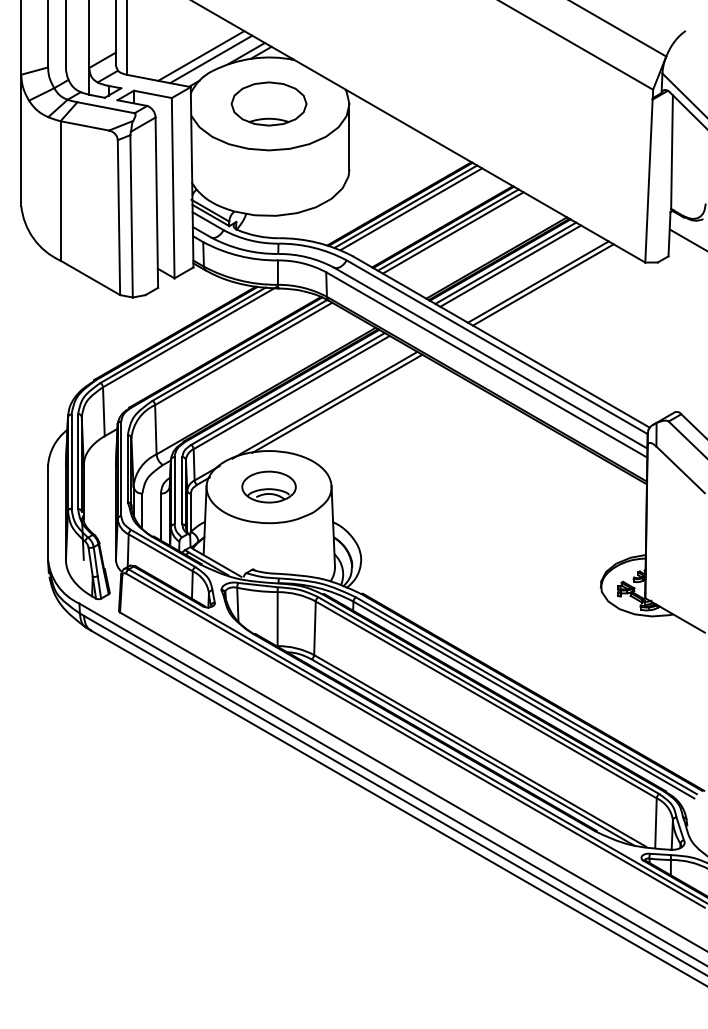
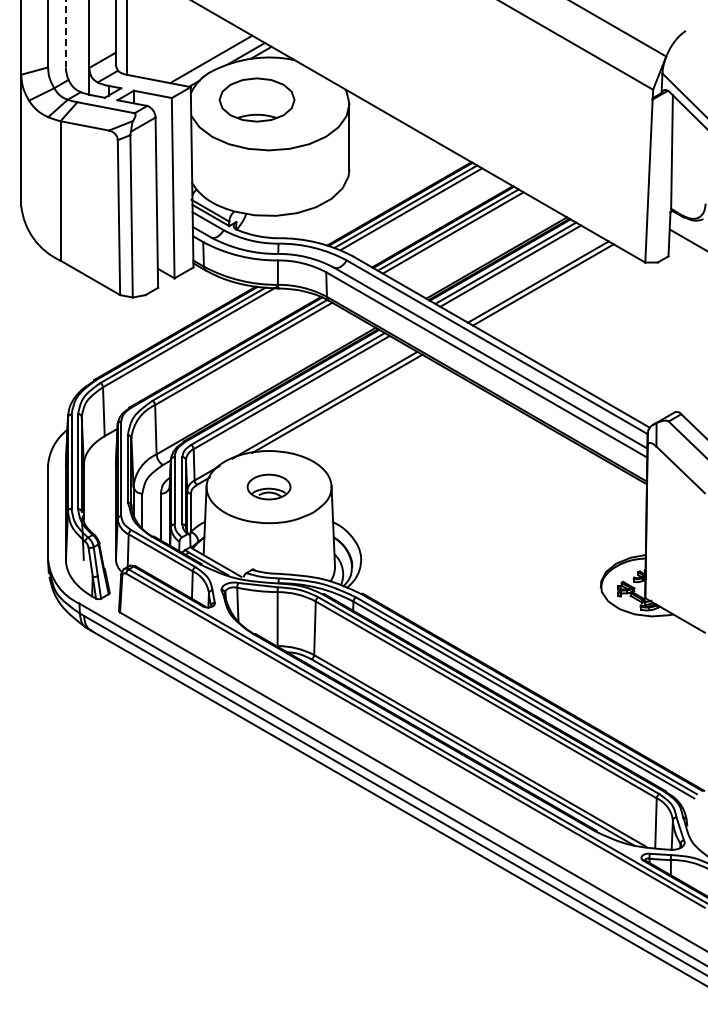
line: solid -> dashed (65, 34)
line: present -> none (201, 55)
part position: (268, 103) -> (256, 99) (256, 99)
part size: 56x34 px -> 46x28 px (268, 486)
